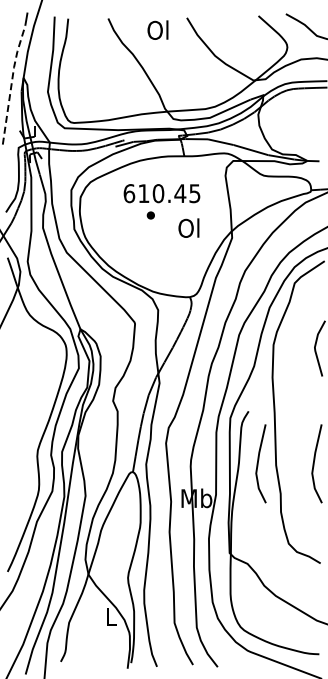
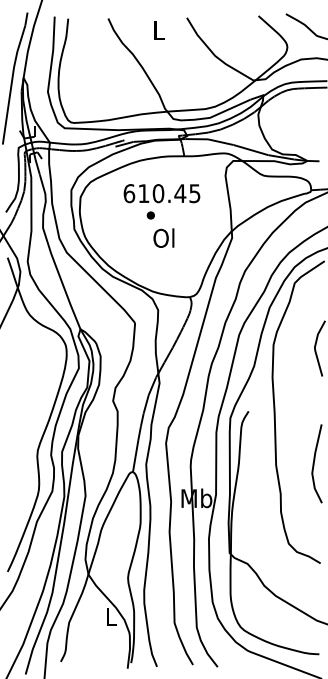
text: Ol -> L (157, 29)
line: dashed -> solid (11, 82)
text position: (188, 227) -> (163, 237) (163, 237)
line: present -> none (258, 463)
